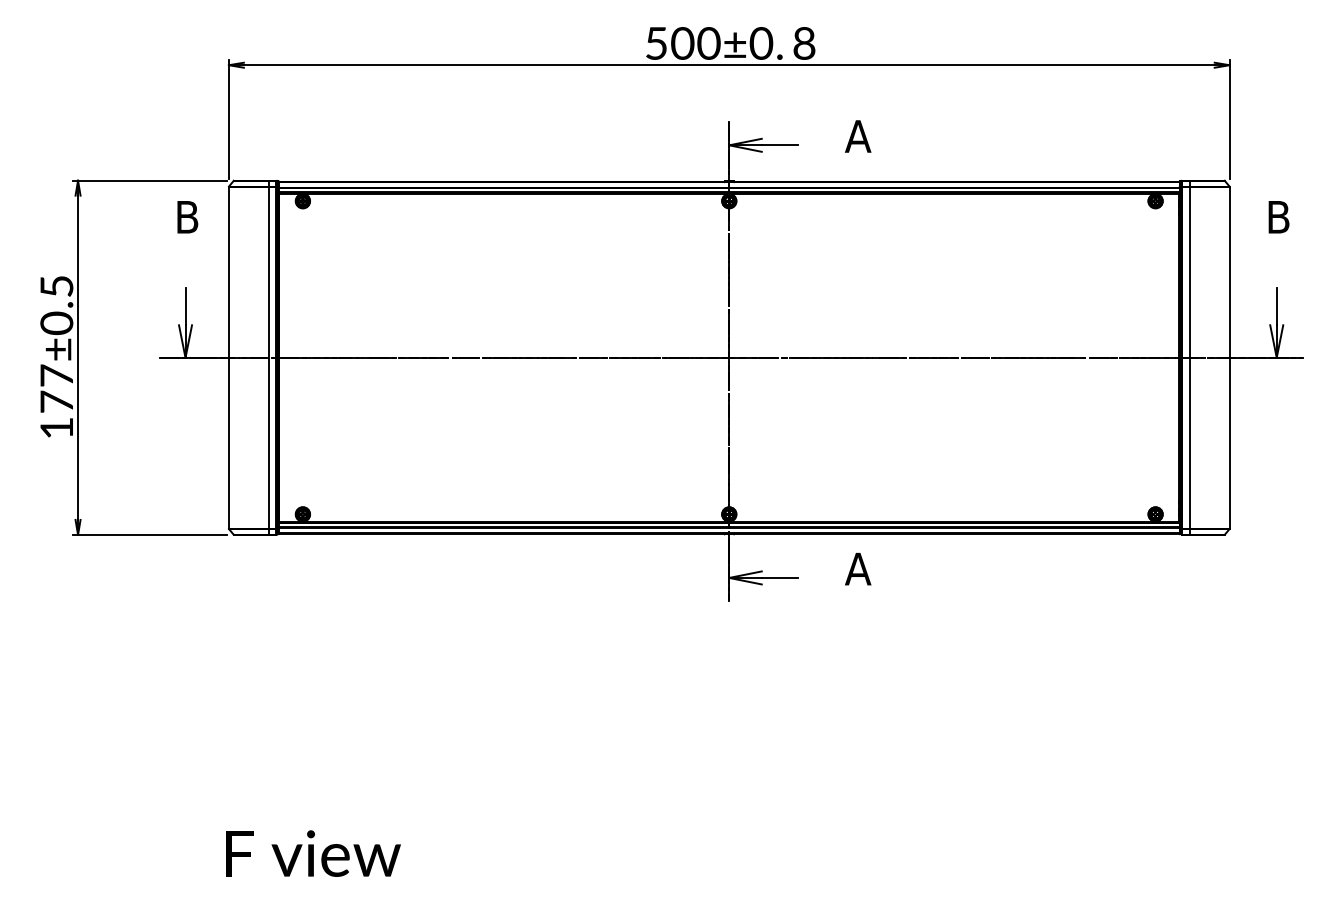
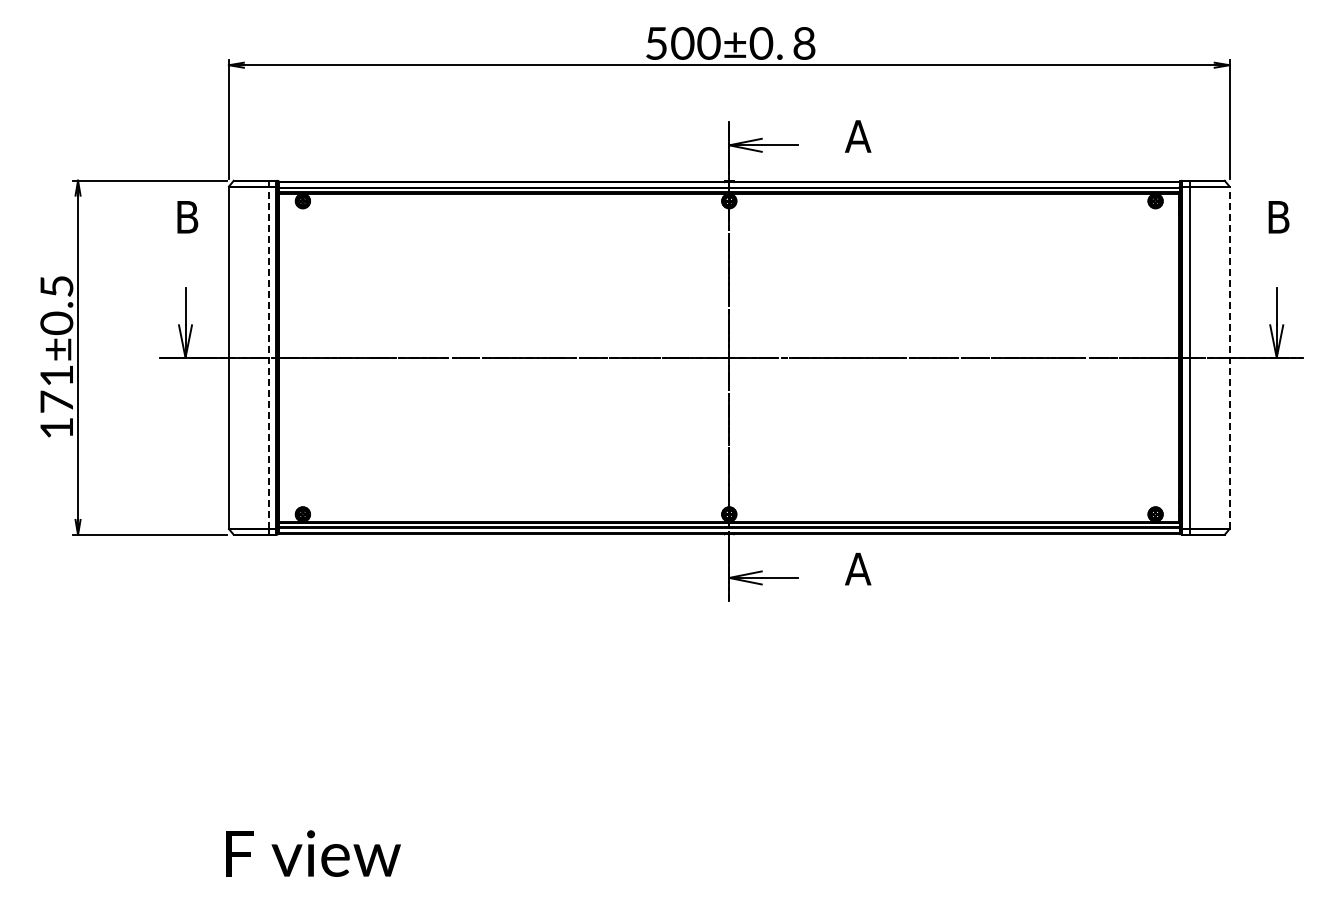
line: solid -> dashed (268, 357)
line: solid -> dashed (1229, 357)
text: 177±0.5 -> 171±0.5 (56, 375)
